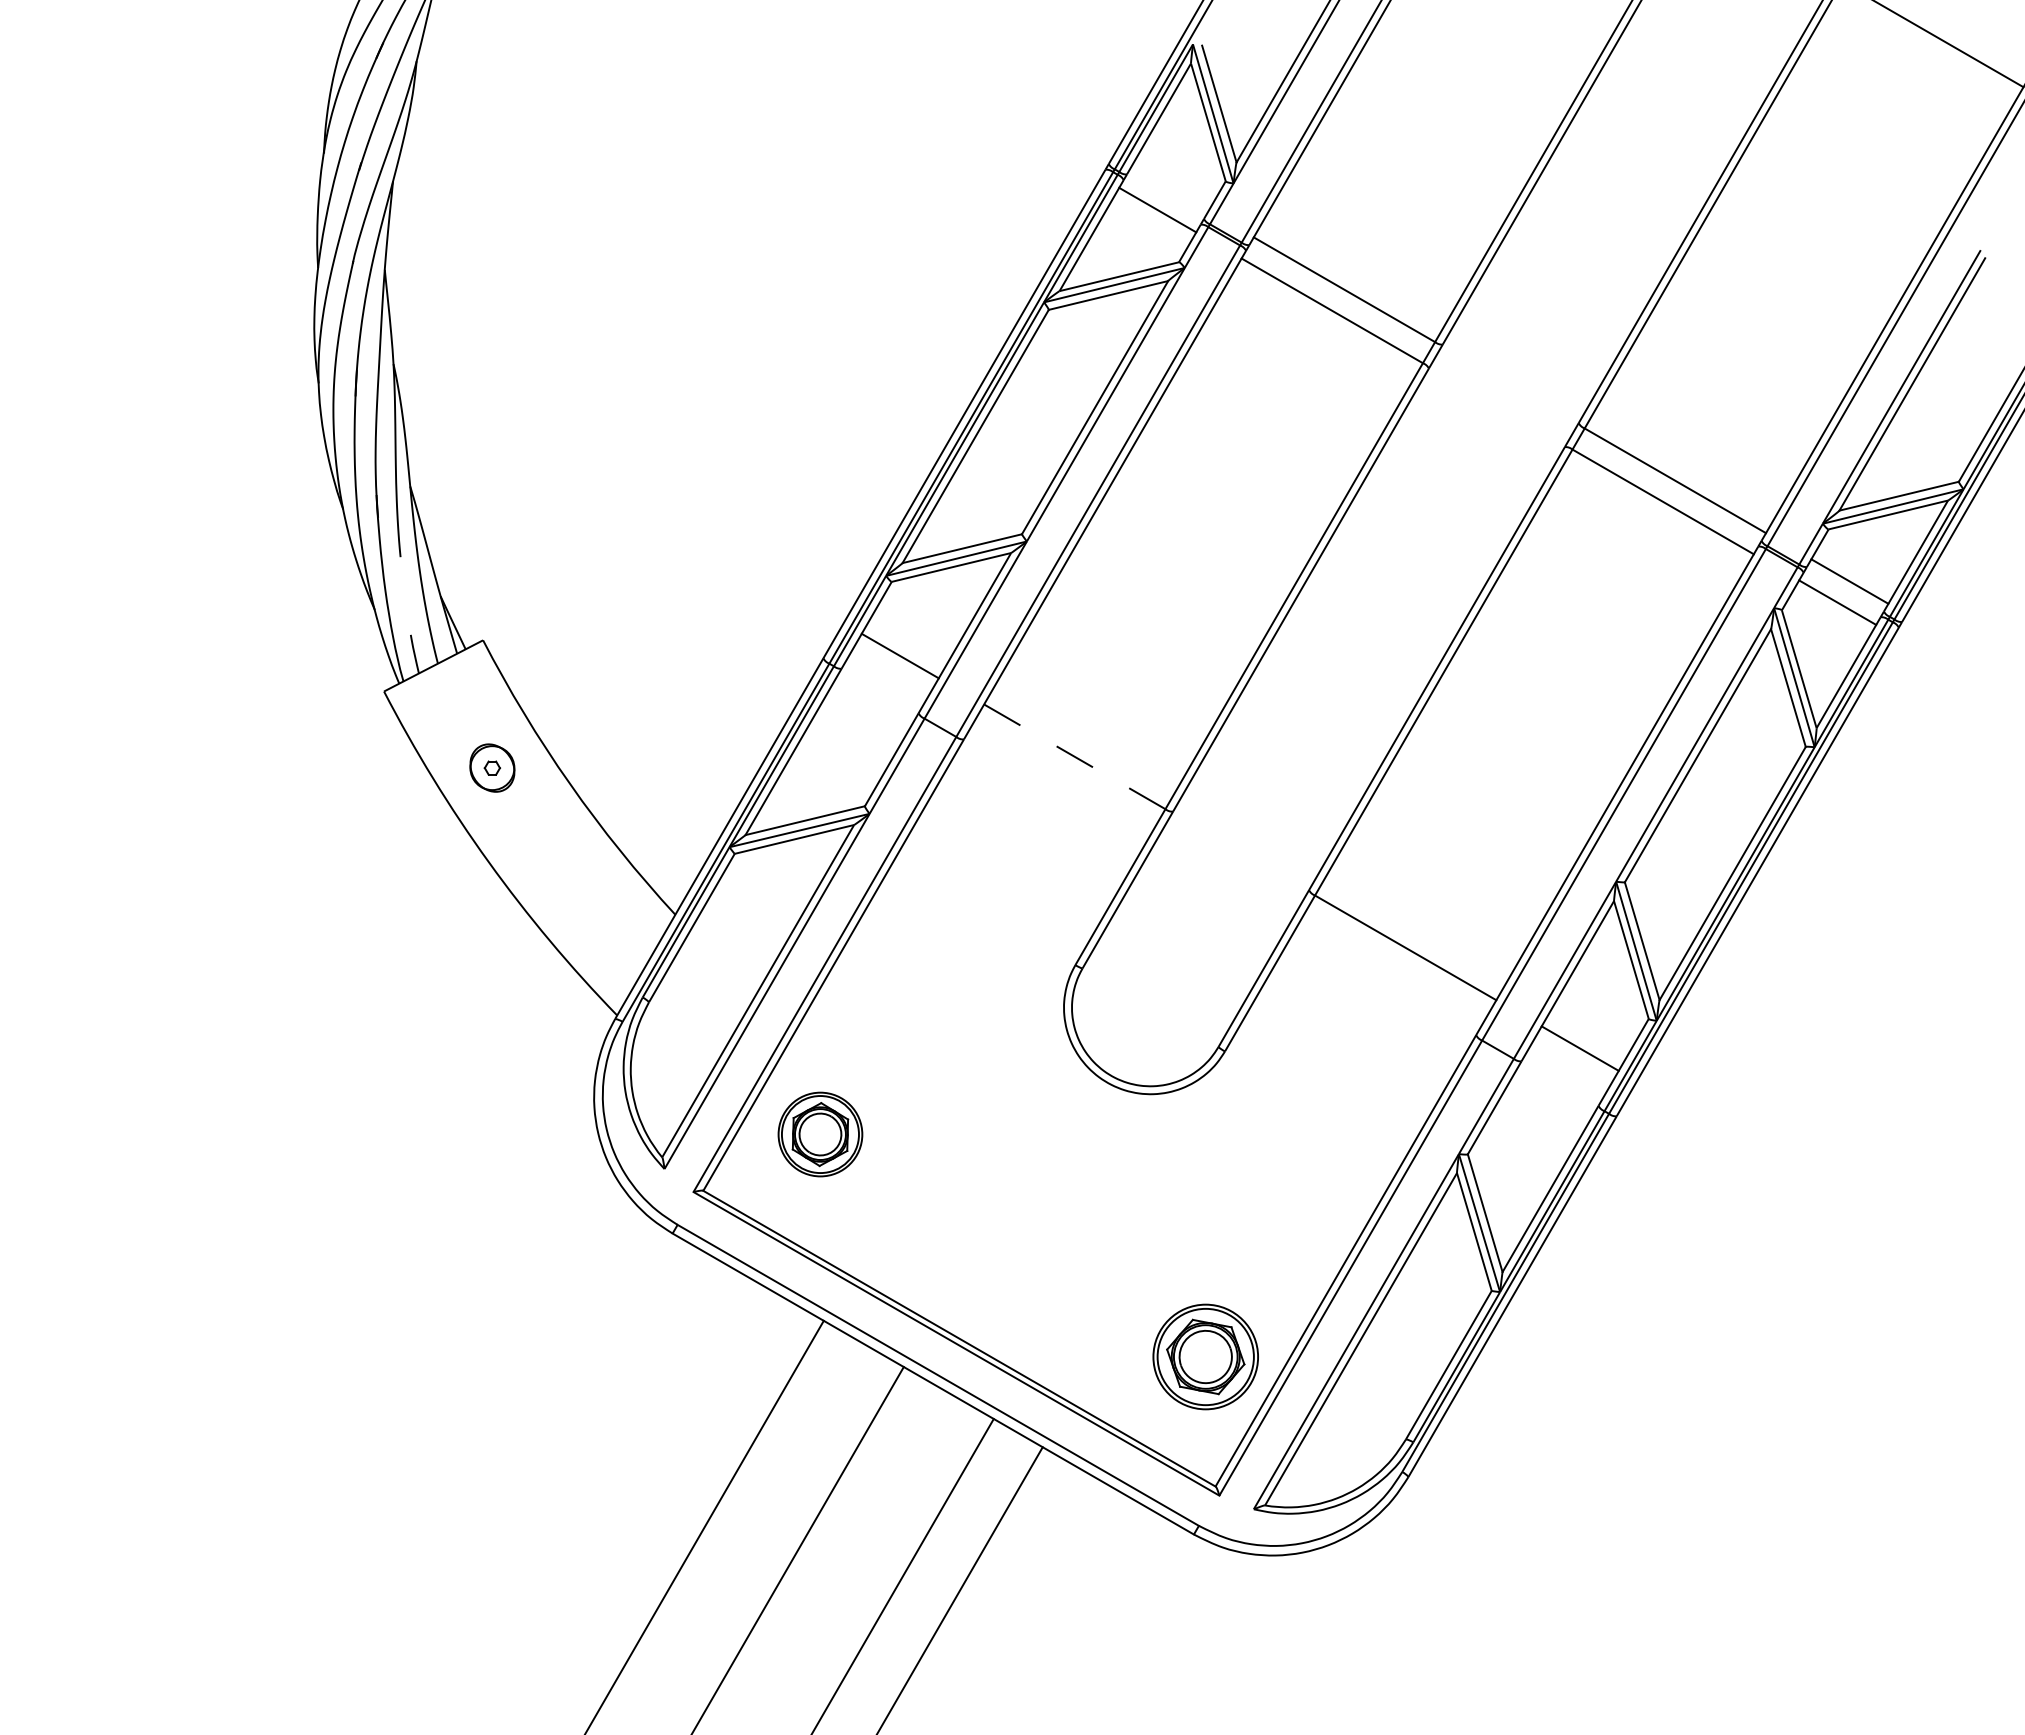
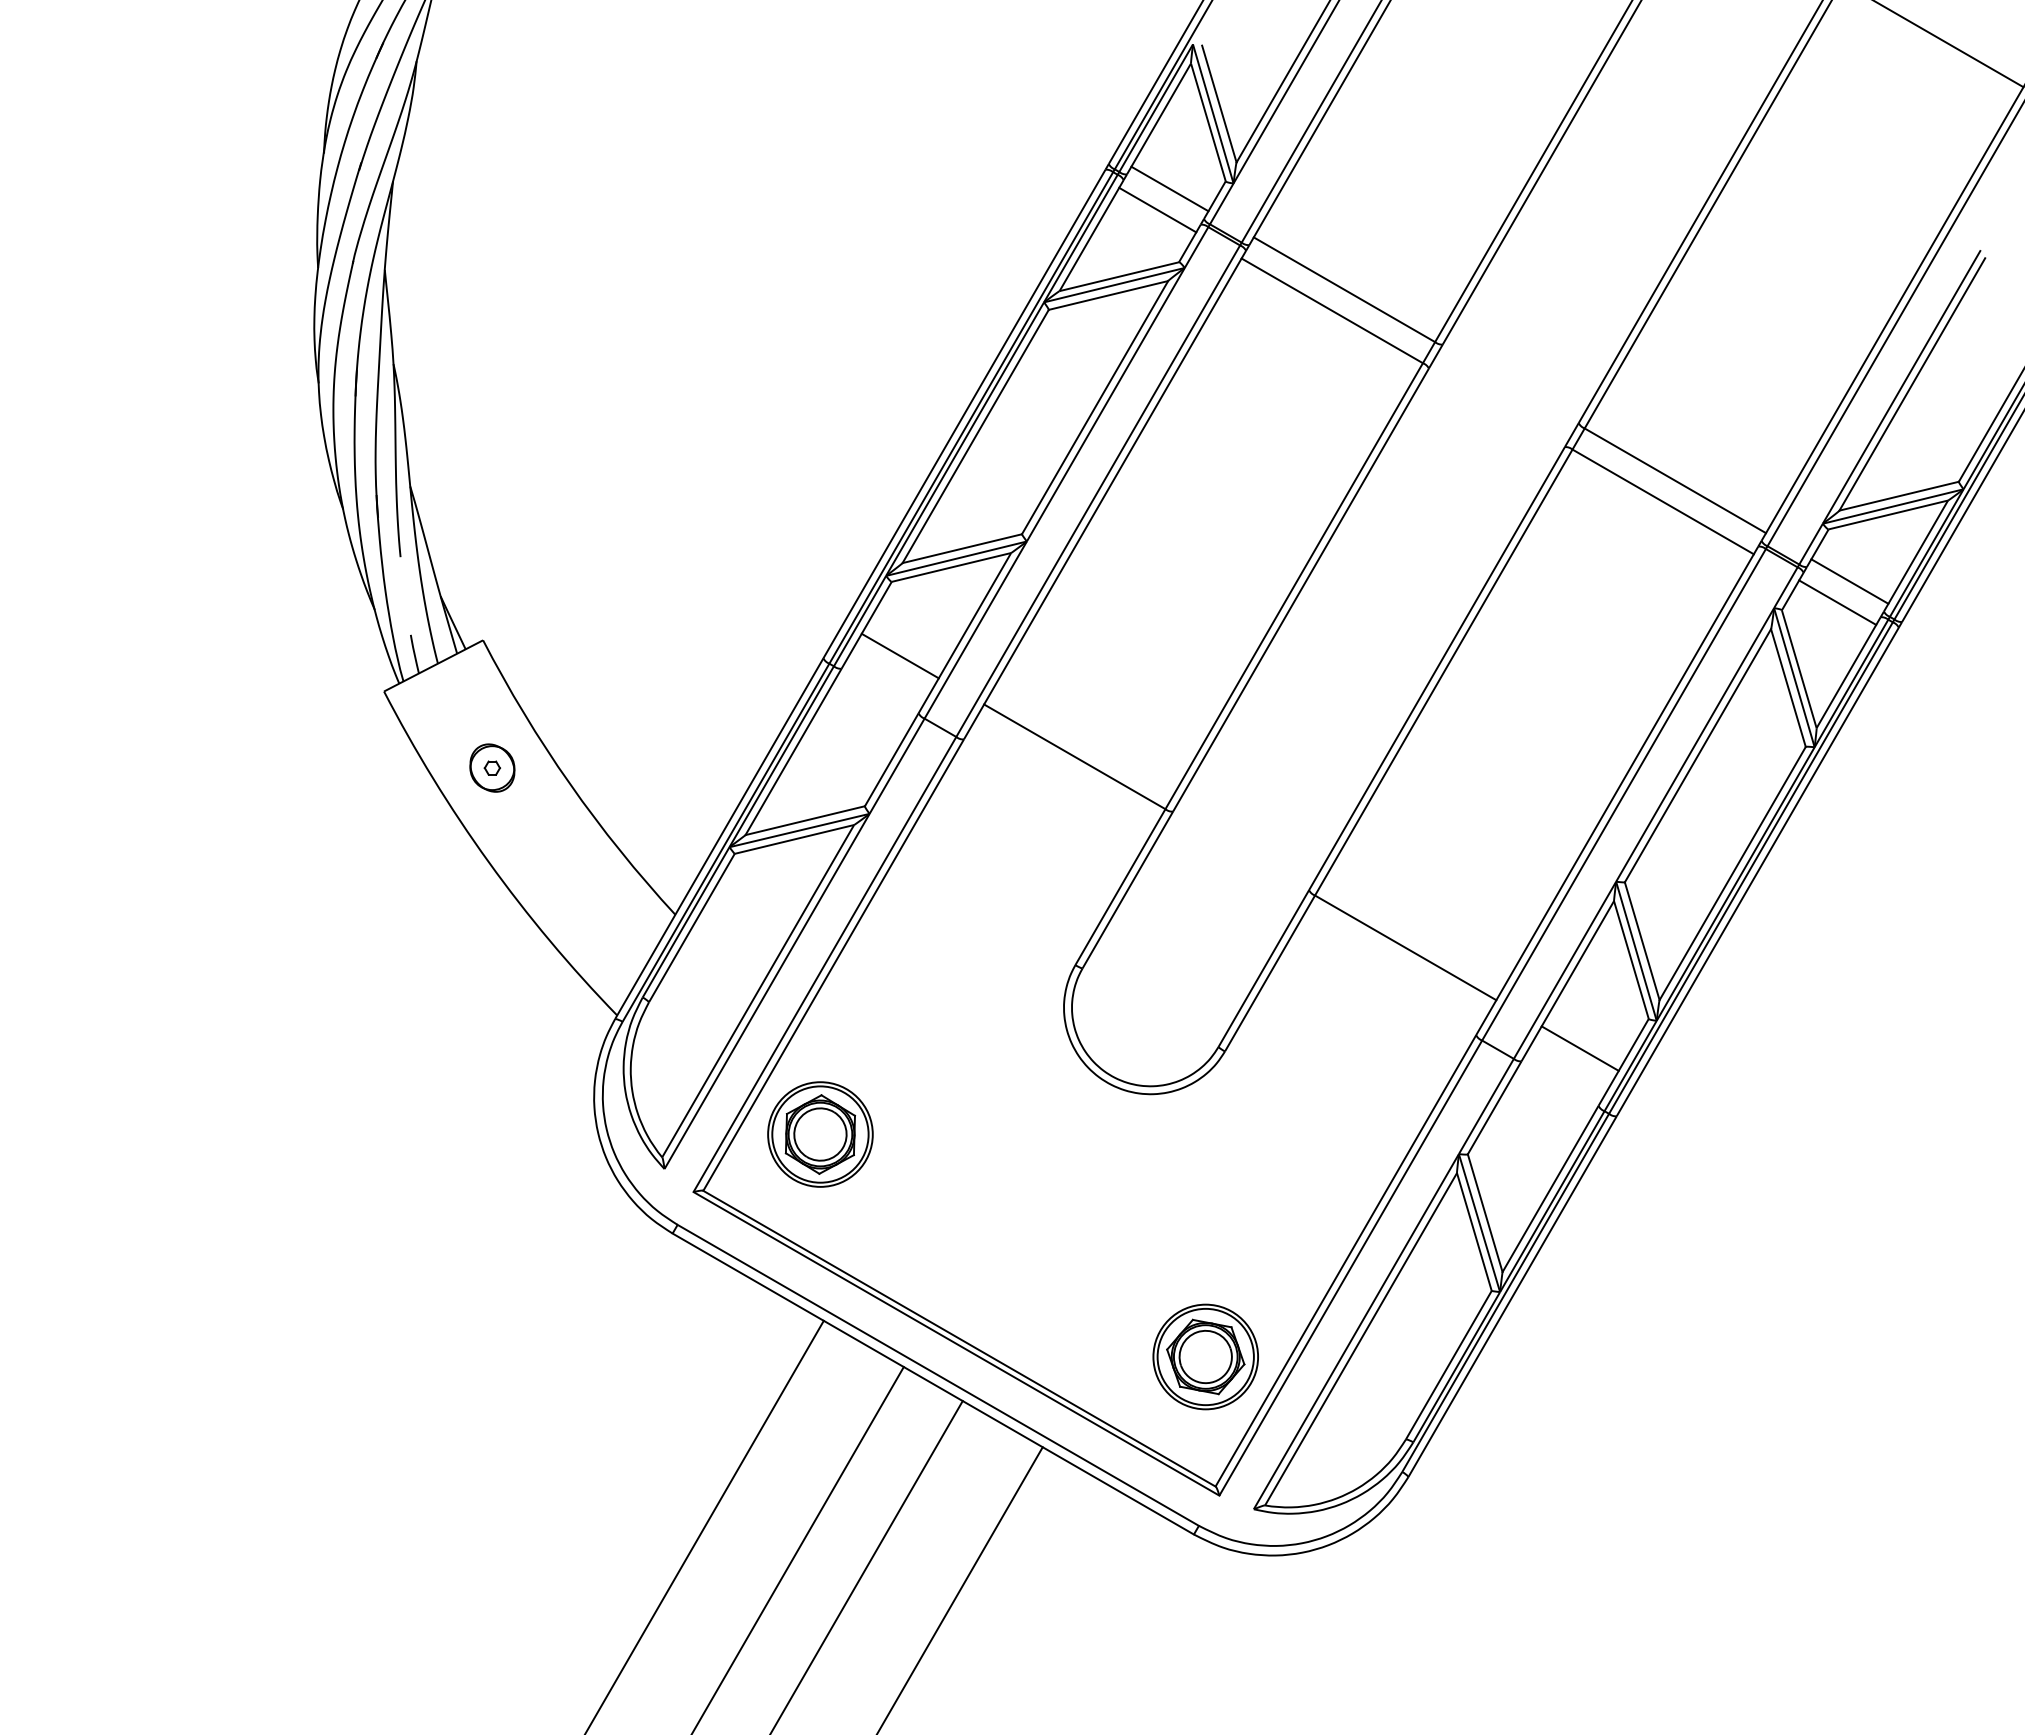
line: none -> present (1169, 188)
line: dashed -> solid (1074, 756)
part size: 87x87 px -> 107x107 px (820, 1134)
line position: (903, 1575) -> (867, 1566) (867, 1566)
